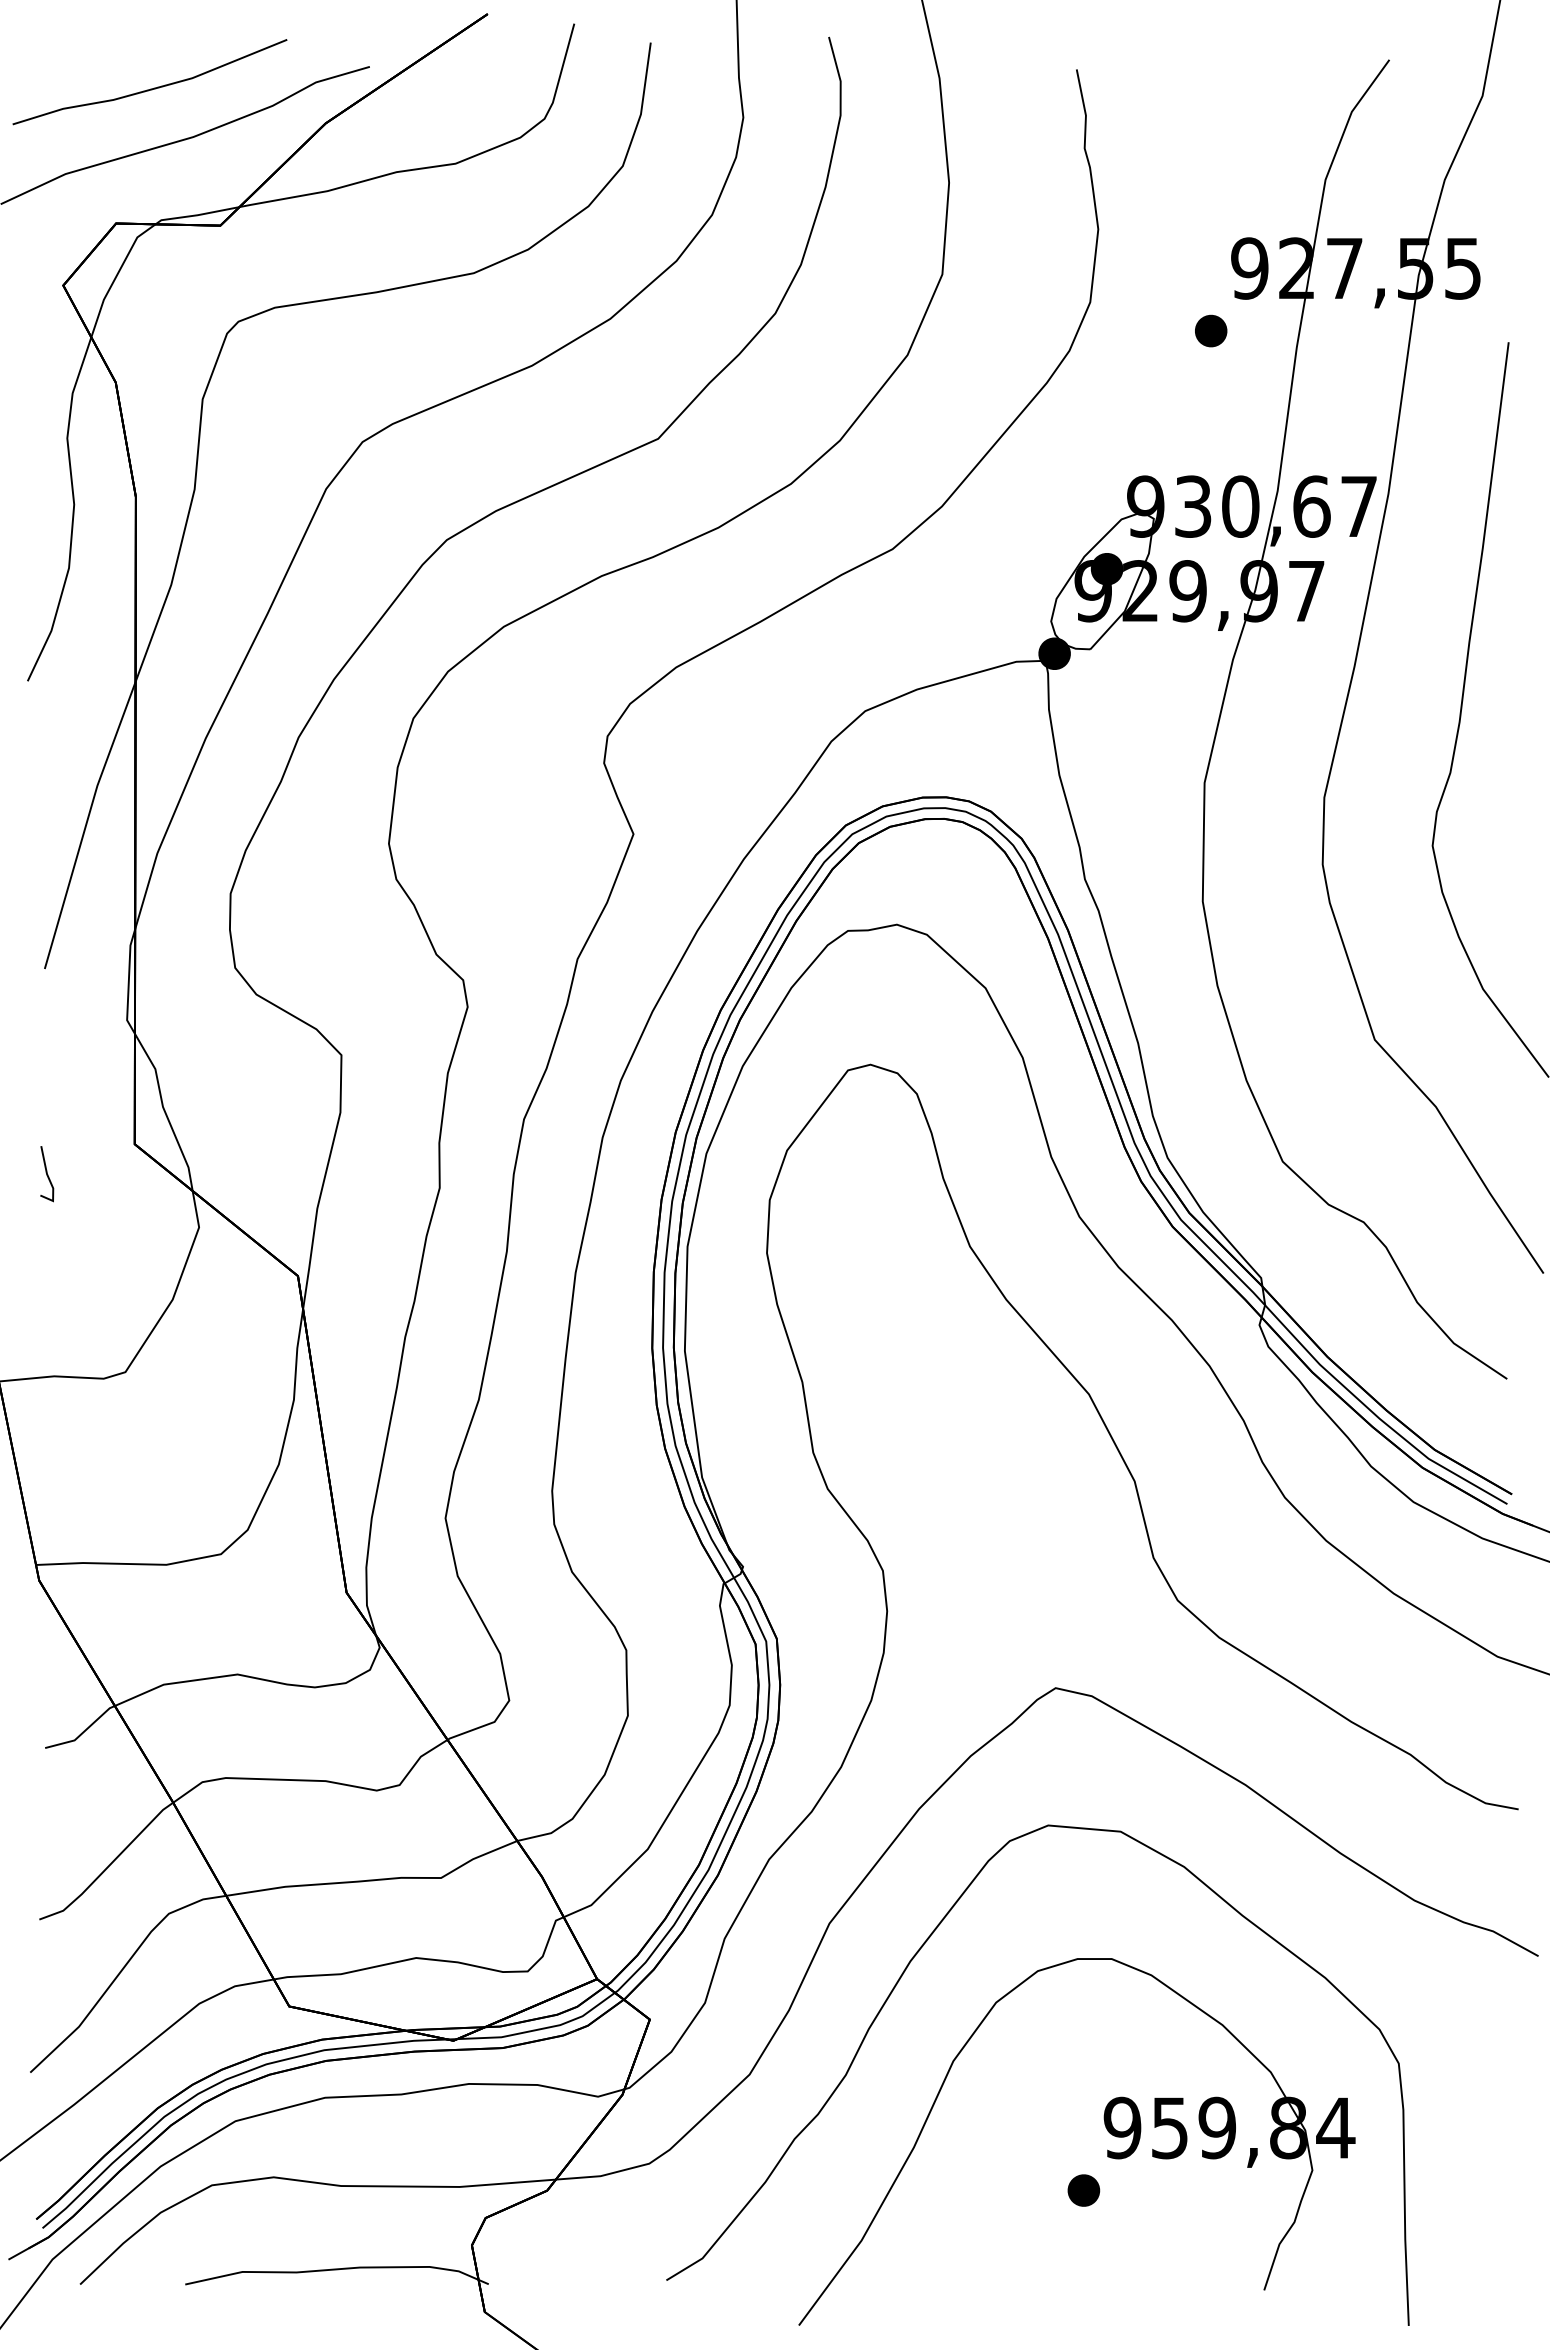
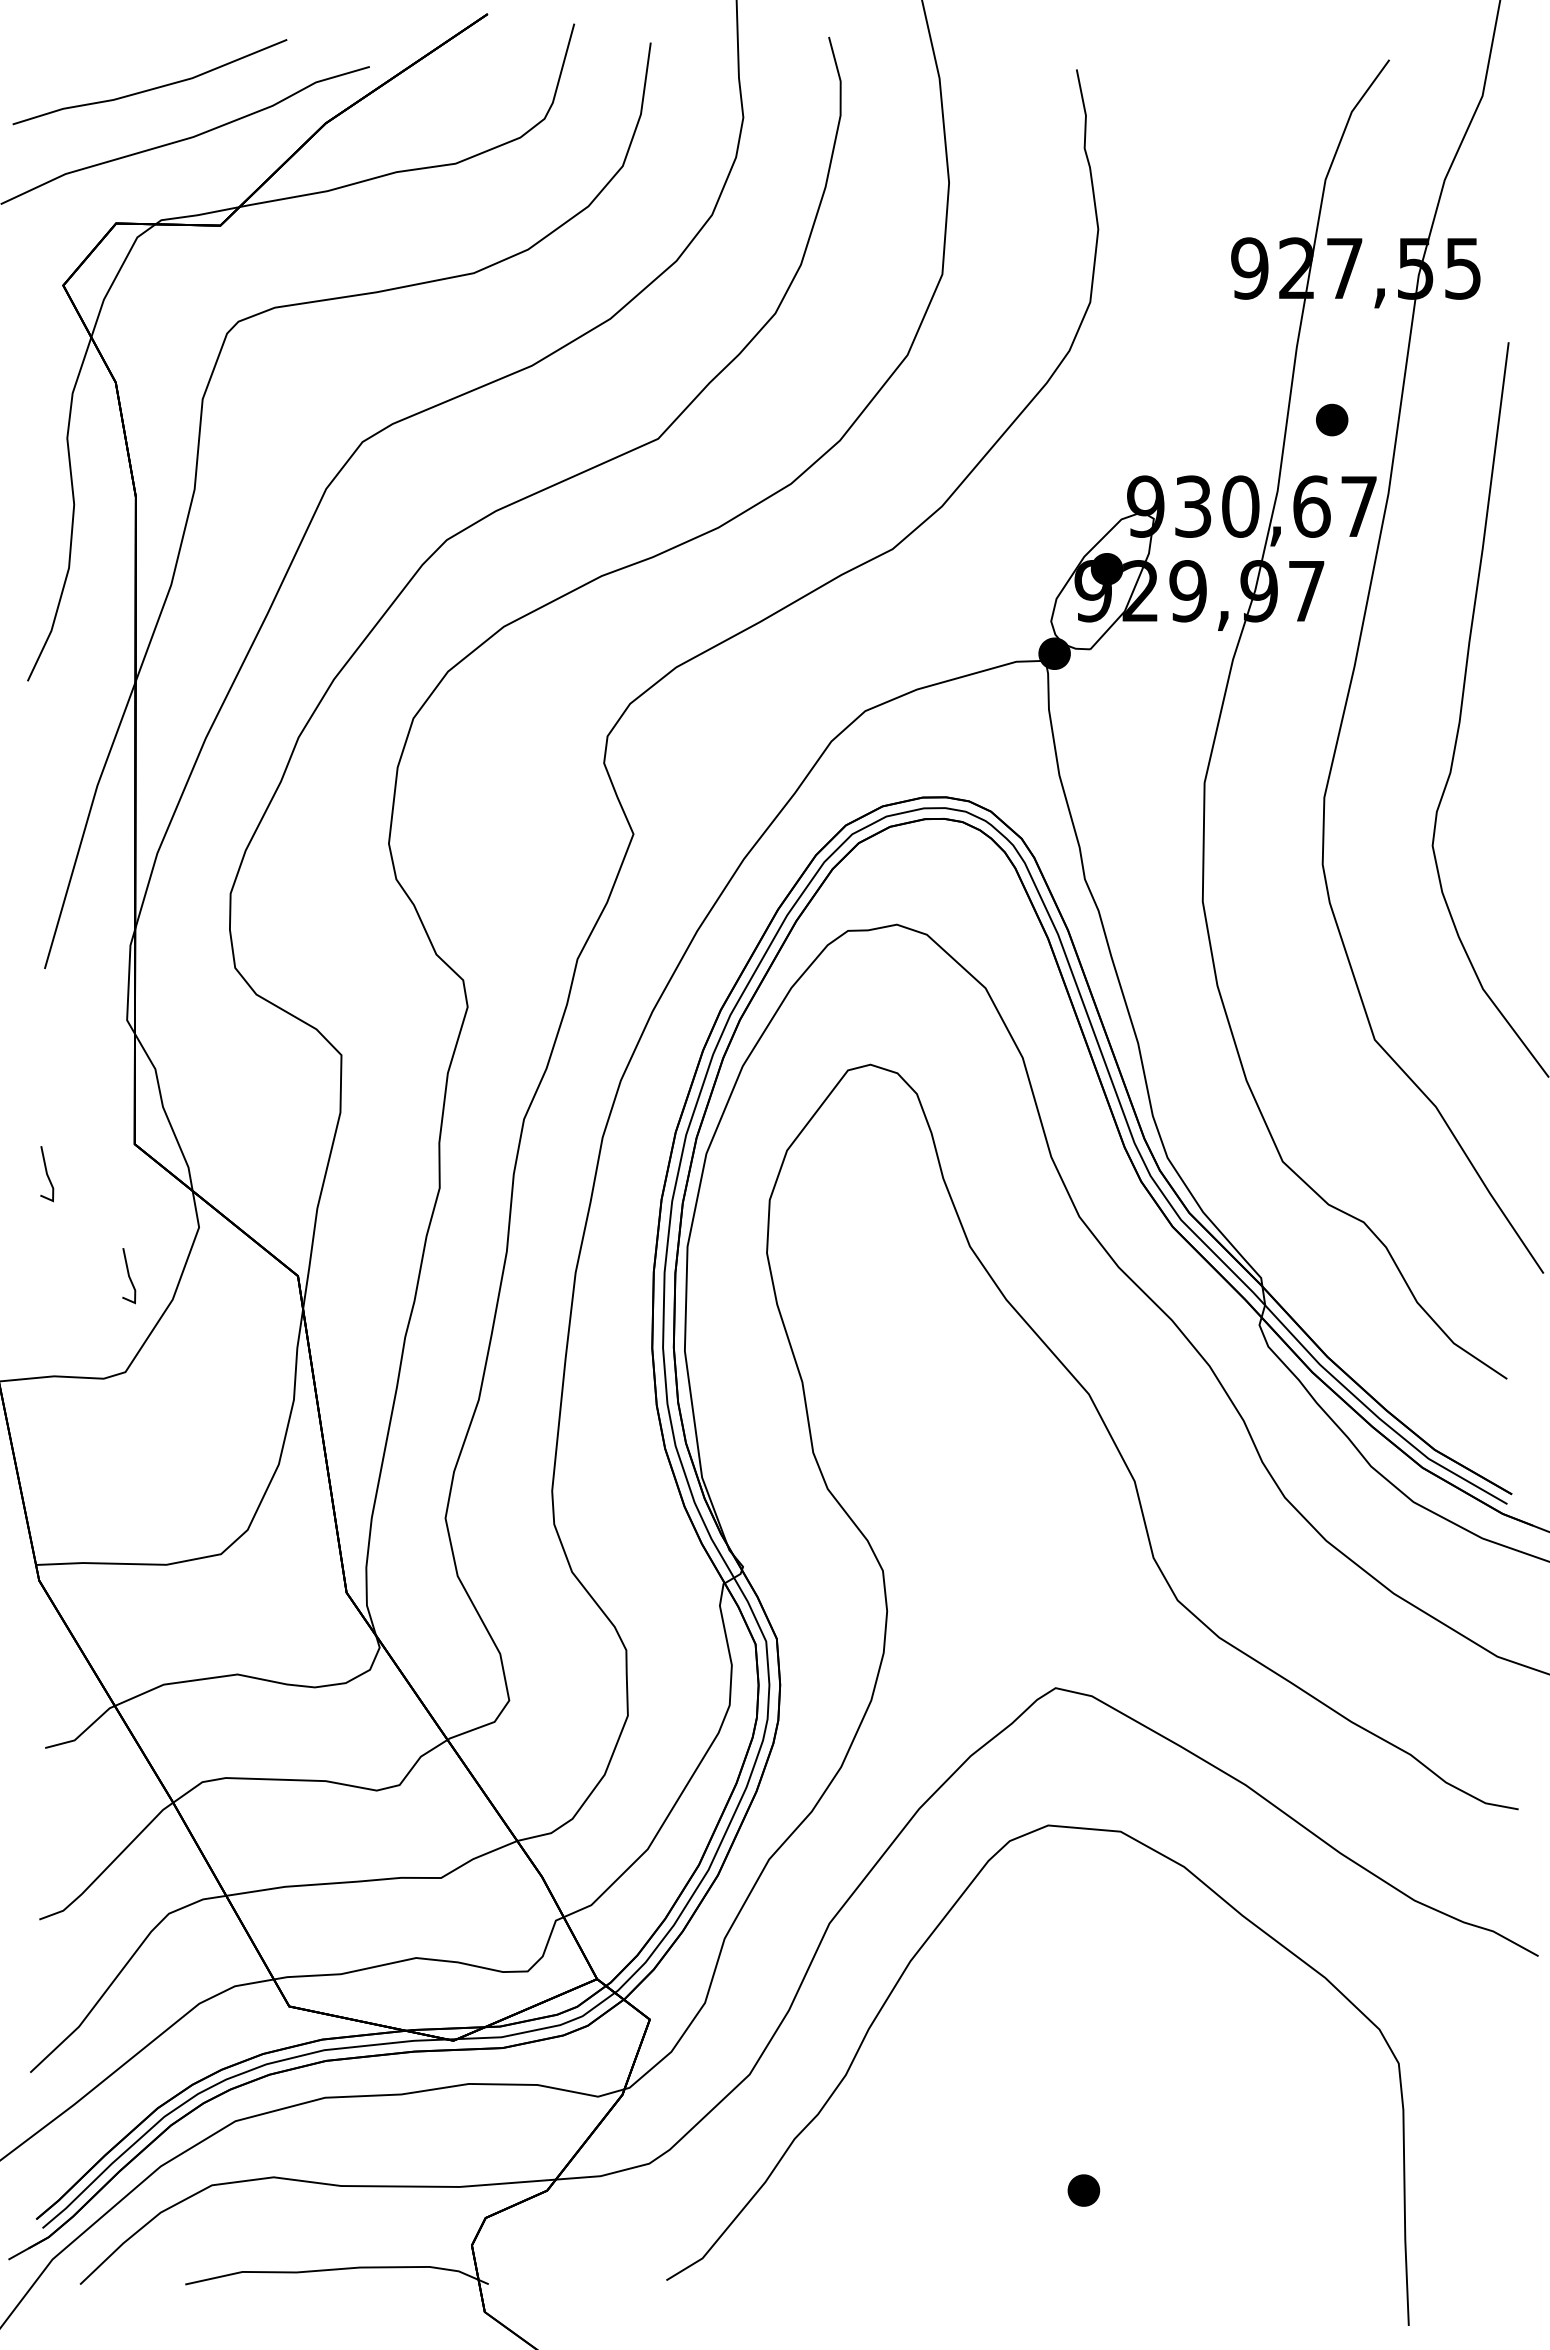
part position: (1211, 330) -> (1332, 419) (1332, 419)
line: none -> present (129, 1276)
part: present -> none (1107, 2149)
